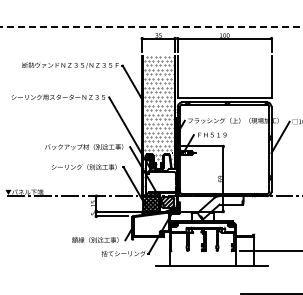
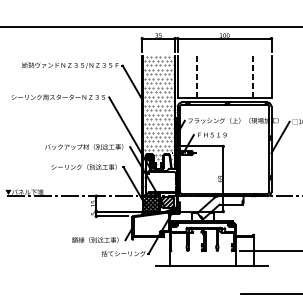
line: dashed -> solid (151, 27)
line: none -> present (196, 76)
line: none -> present (252, 76)
